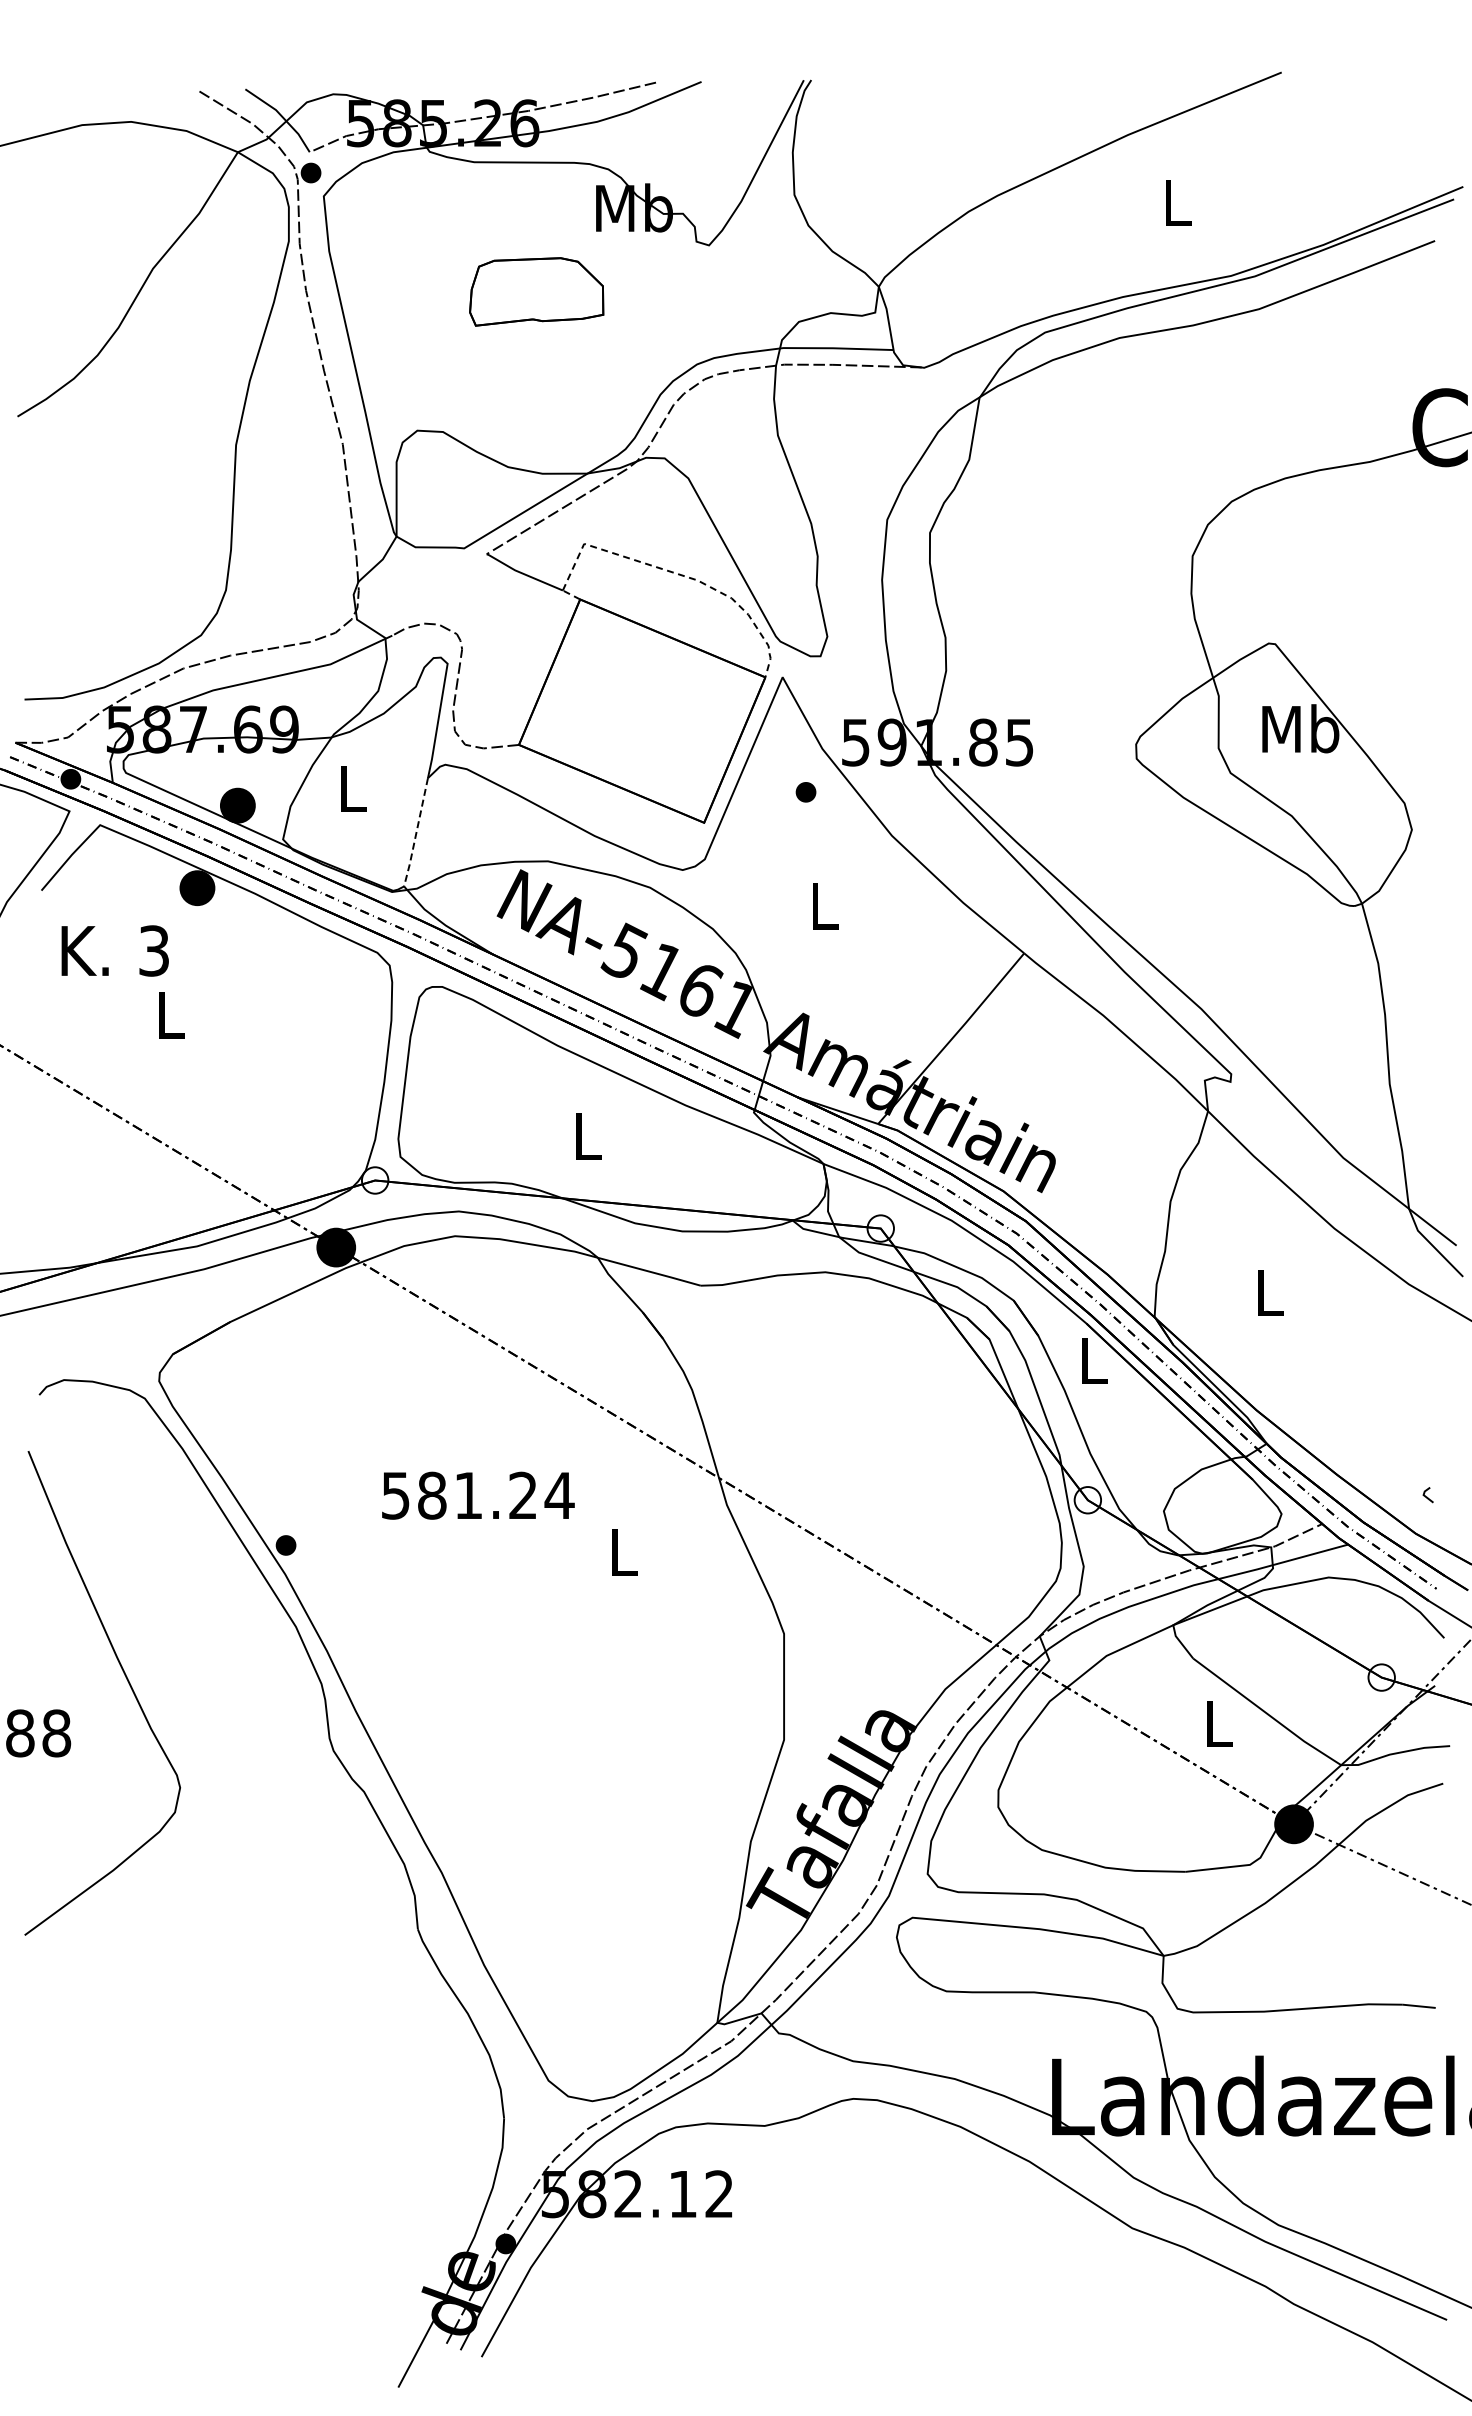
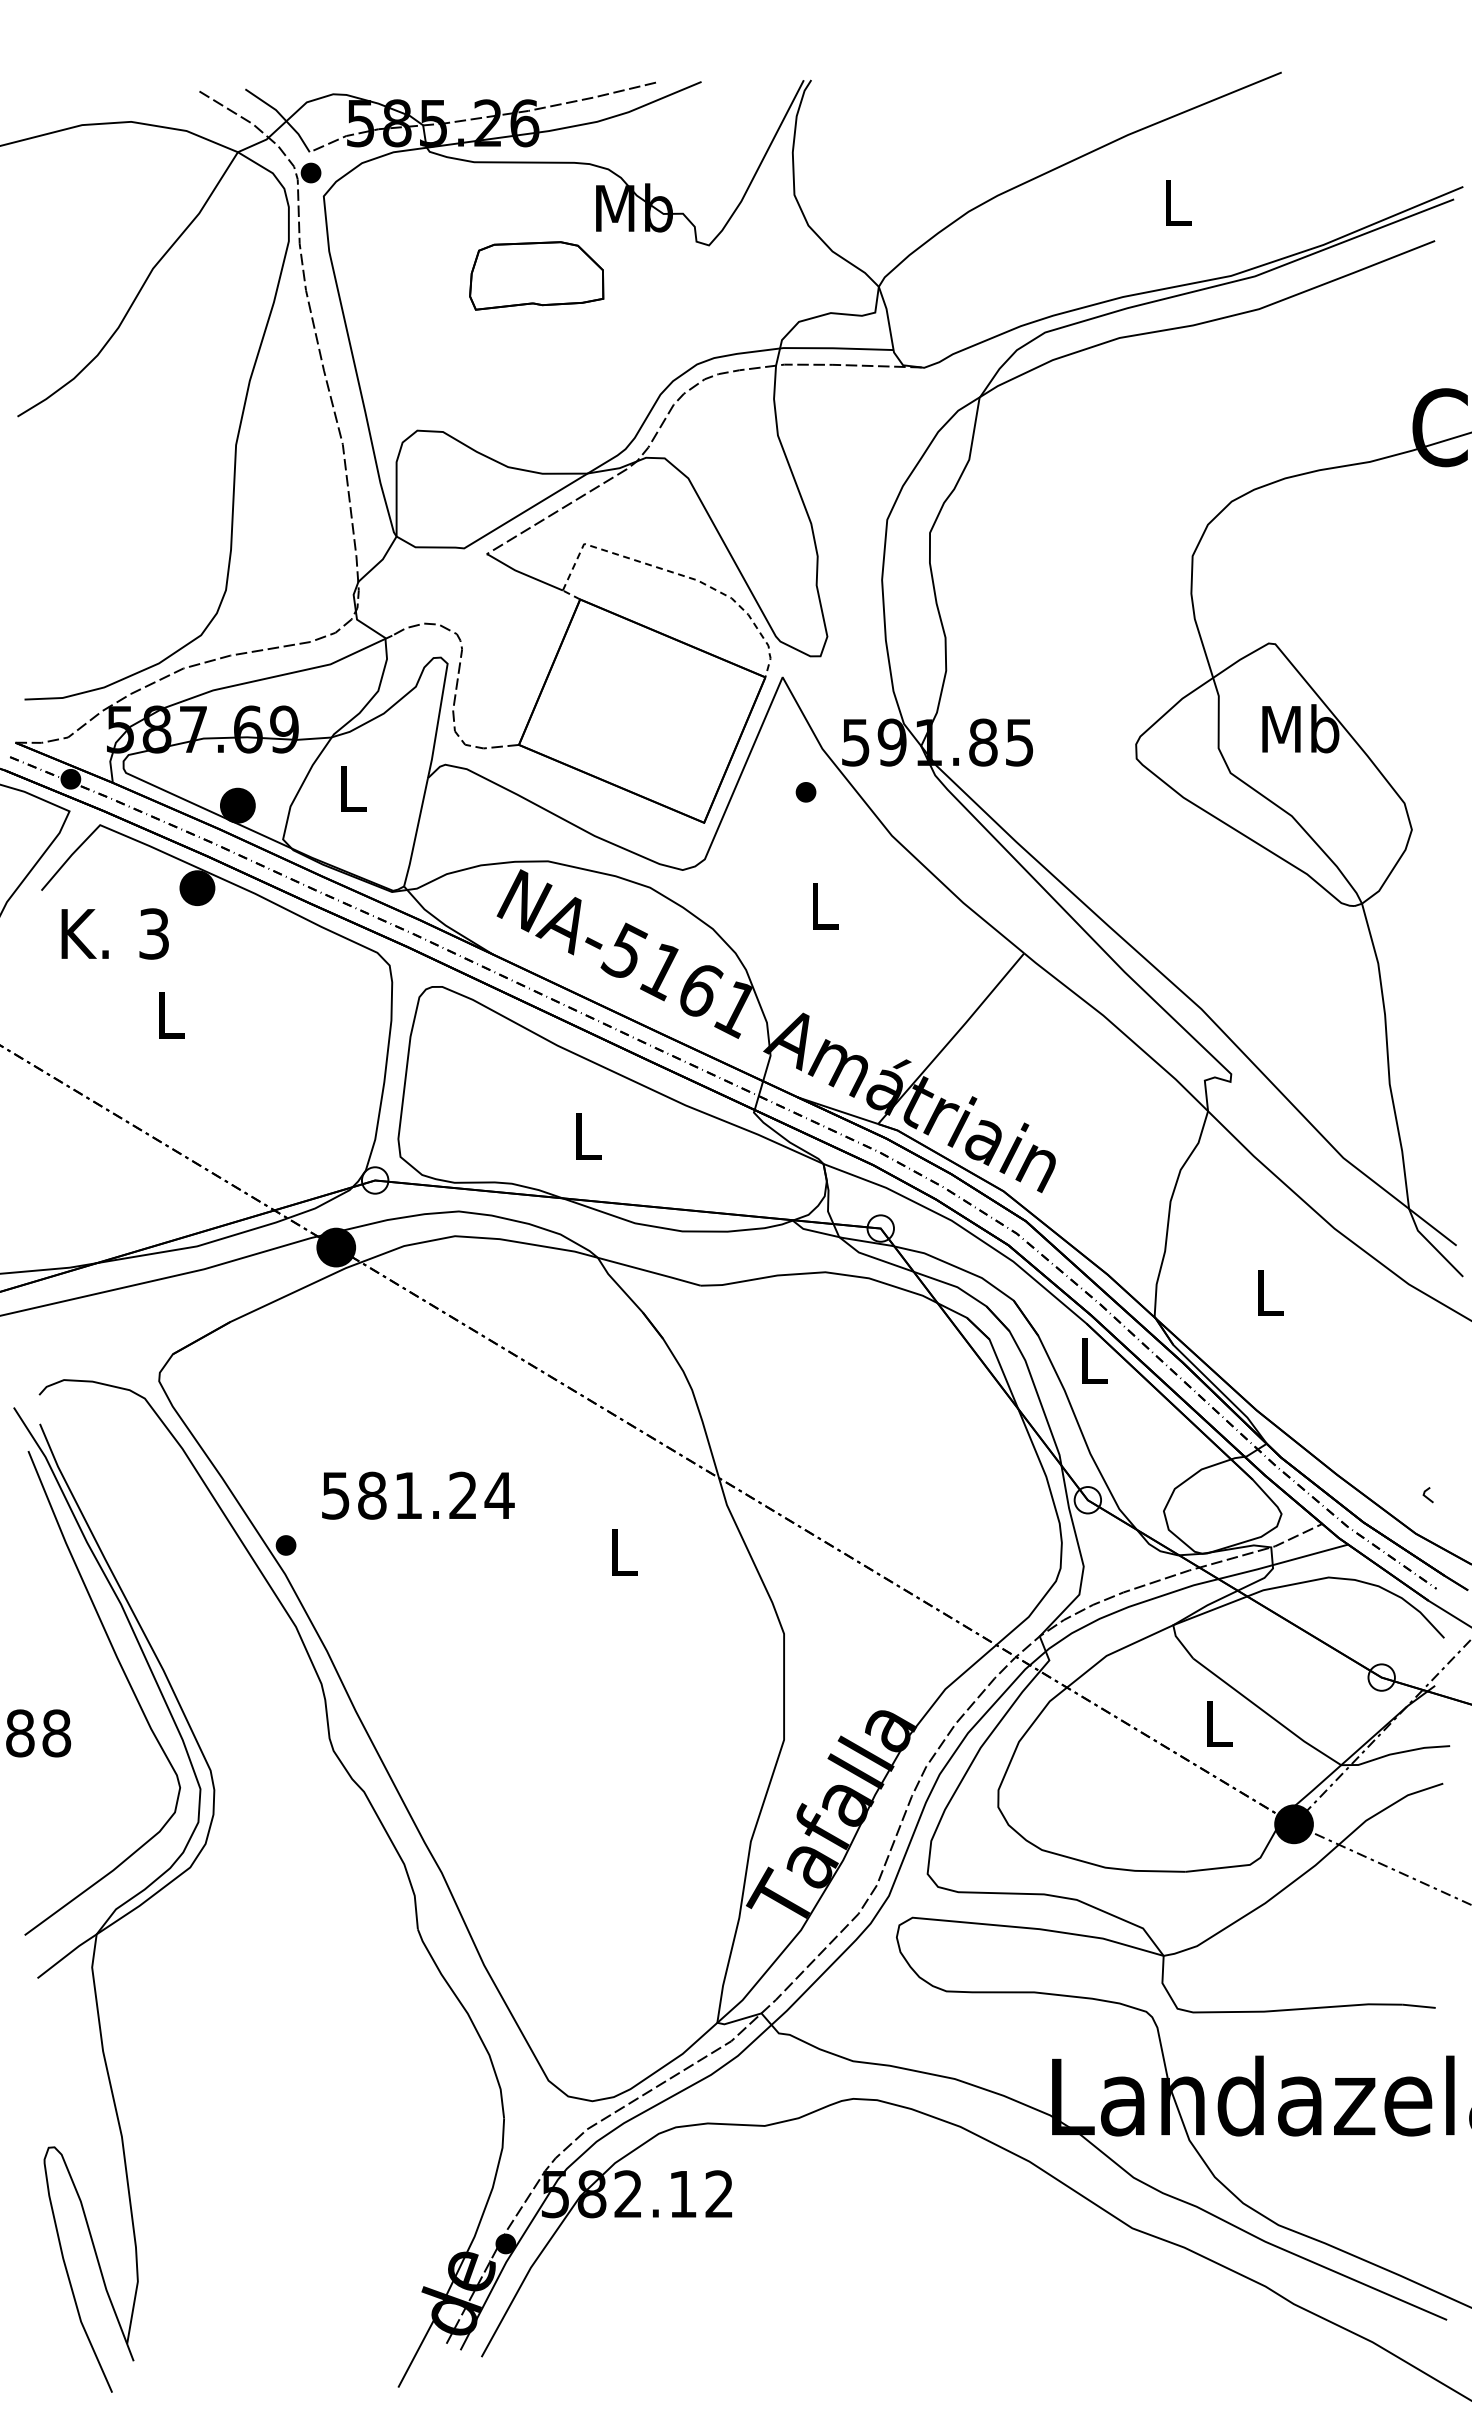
part position: (536, 291) -> (536, 275) (536, 275)
line: dashed -> solid (416, 833)
text position: (114, 950) -> (114, 933) (114, 933)
text position: (478, 1495) -> (418, 1495) (418, 1495)
part: none -> present (119, 1905)
